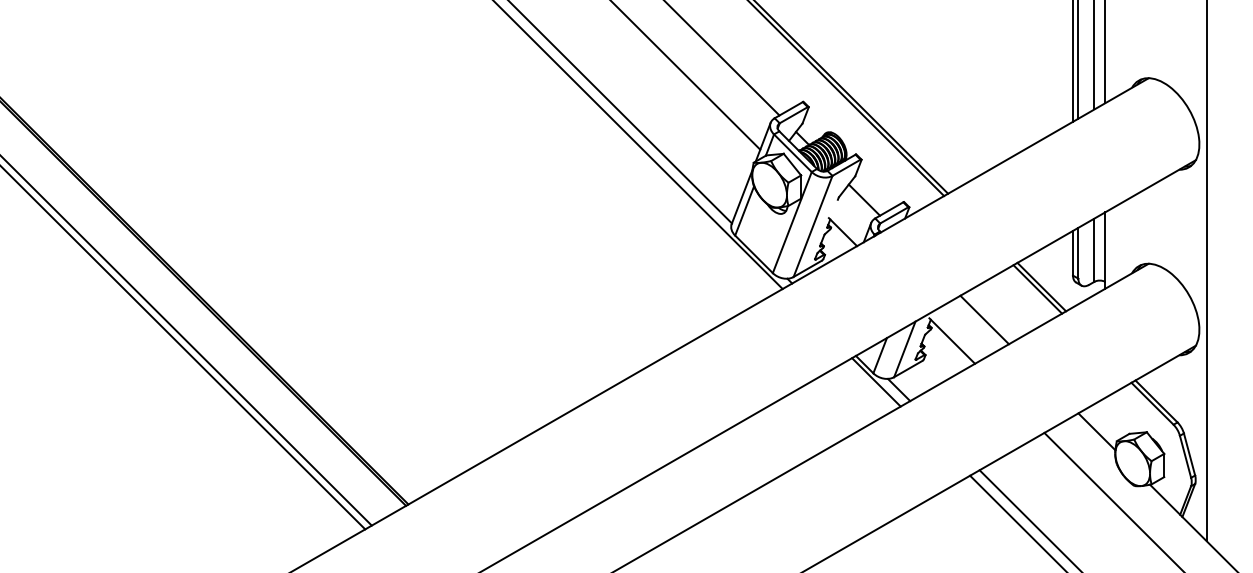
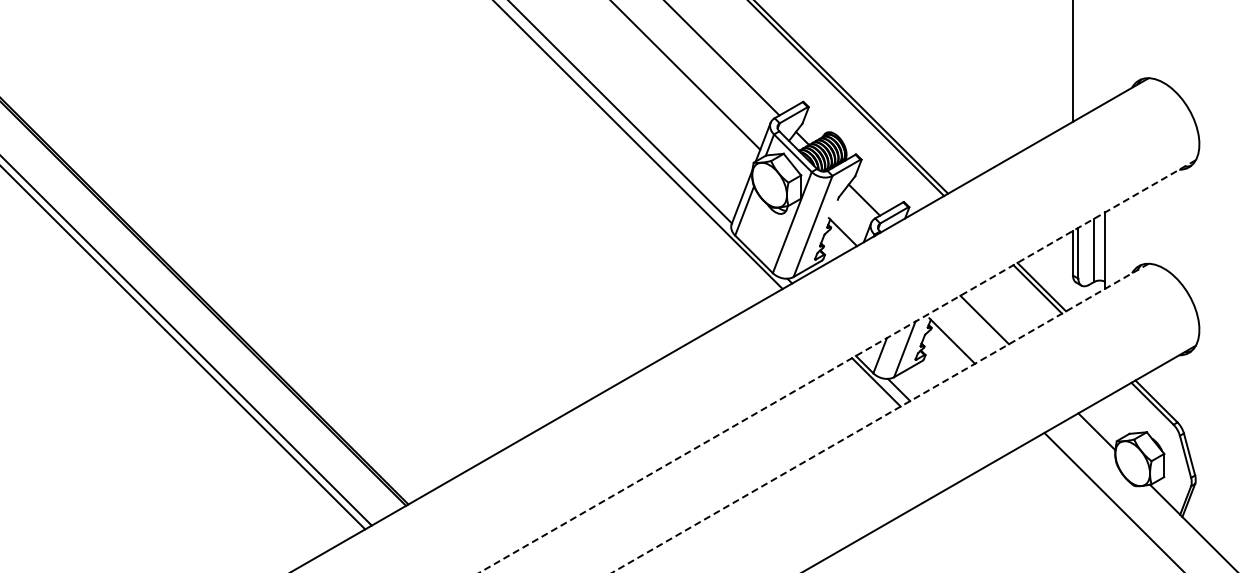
line: present -> none (1105, 52)
line: present -> none (1094, 55)
line: present -> none (1078, 60)
line: present -> none (1206, 271)
line: solid -> dashed (837, 366)
line: solid -> dashed (880, 418)
line: present -> none (1029, 519)
line: present -> none (1017, 522)
